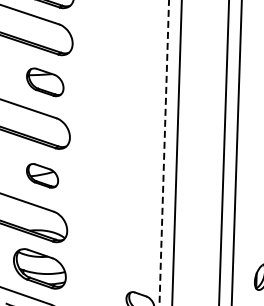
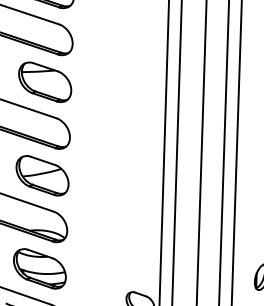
part size: 39x31 px -> 55x43 px (45, 82)
line: dashed -> solid (164, 152)
line: none -> present (201, 152)
part size: 33x26 px -> 55x42 px (42, 175)
